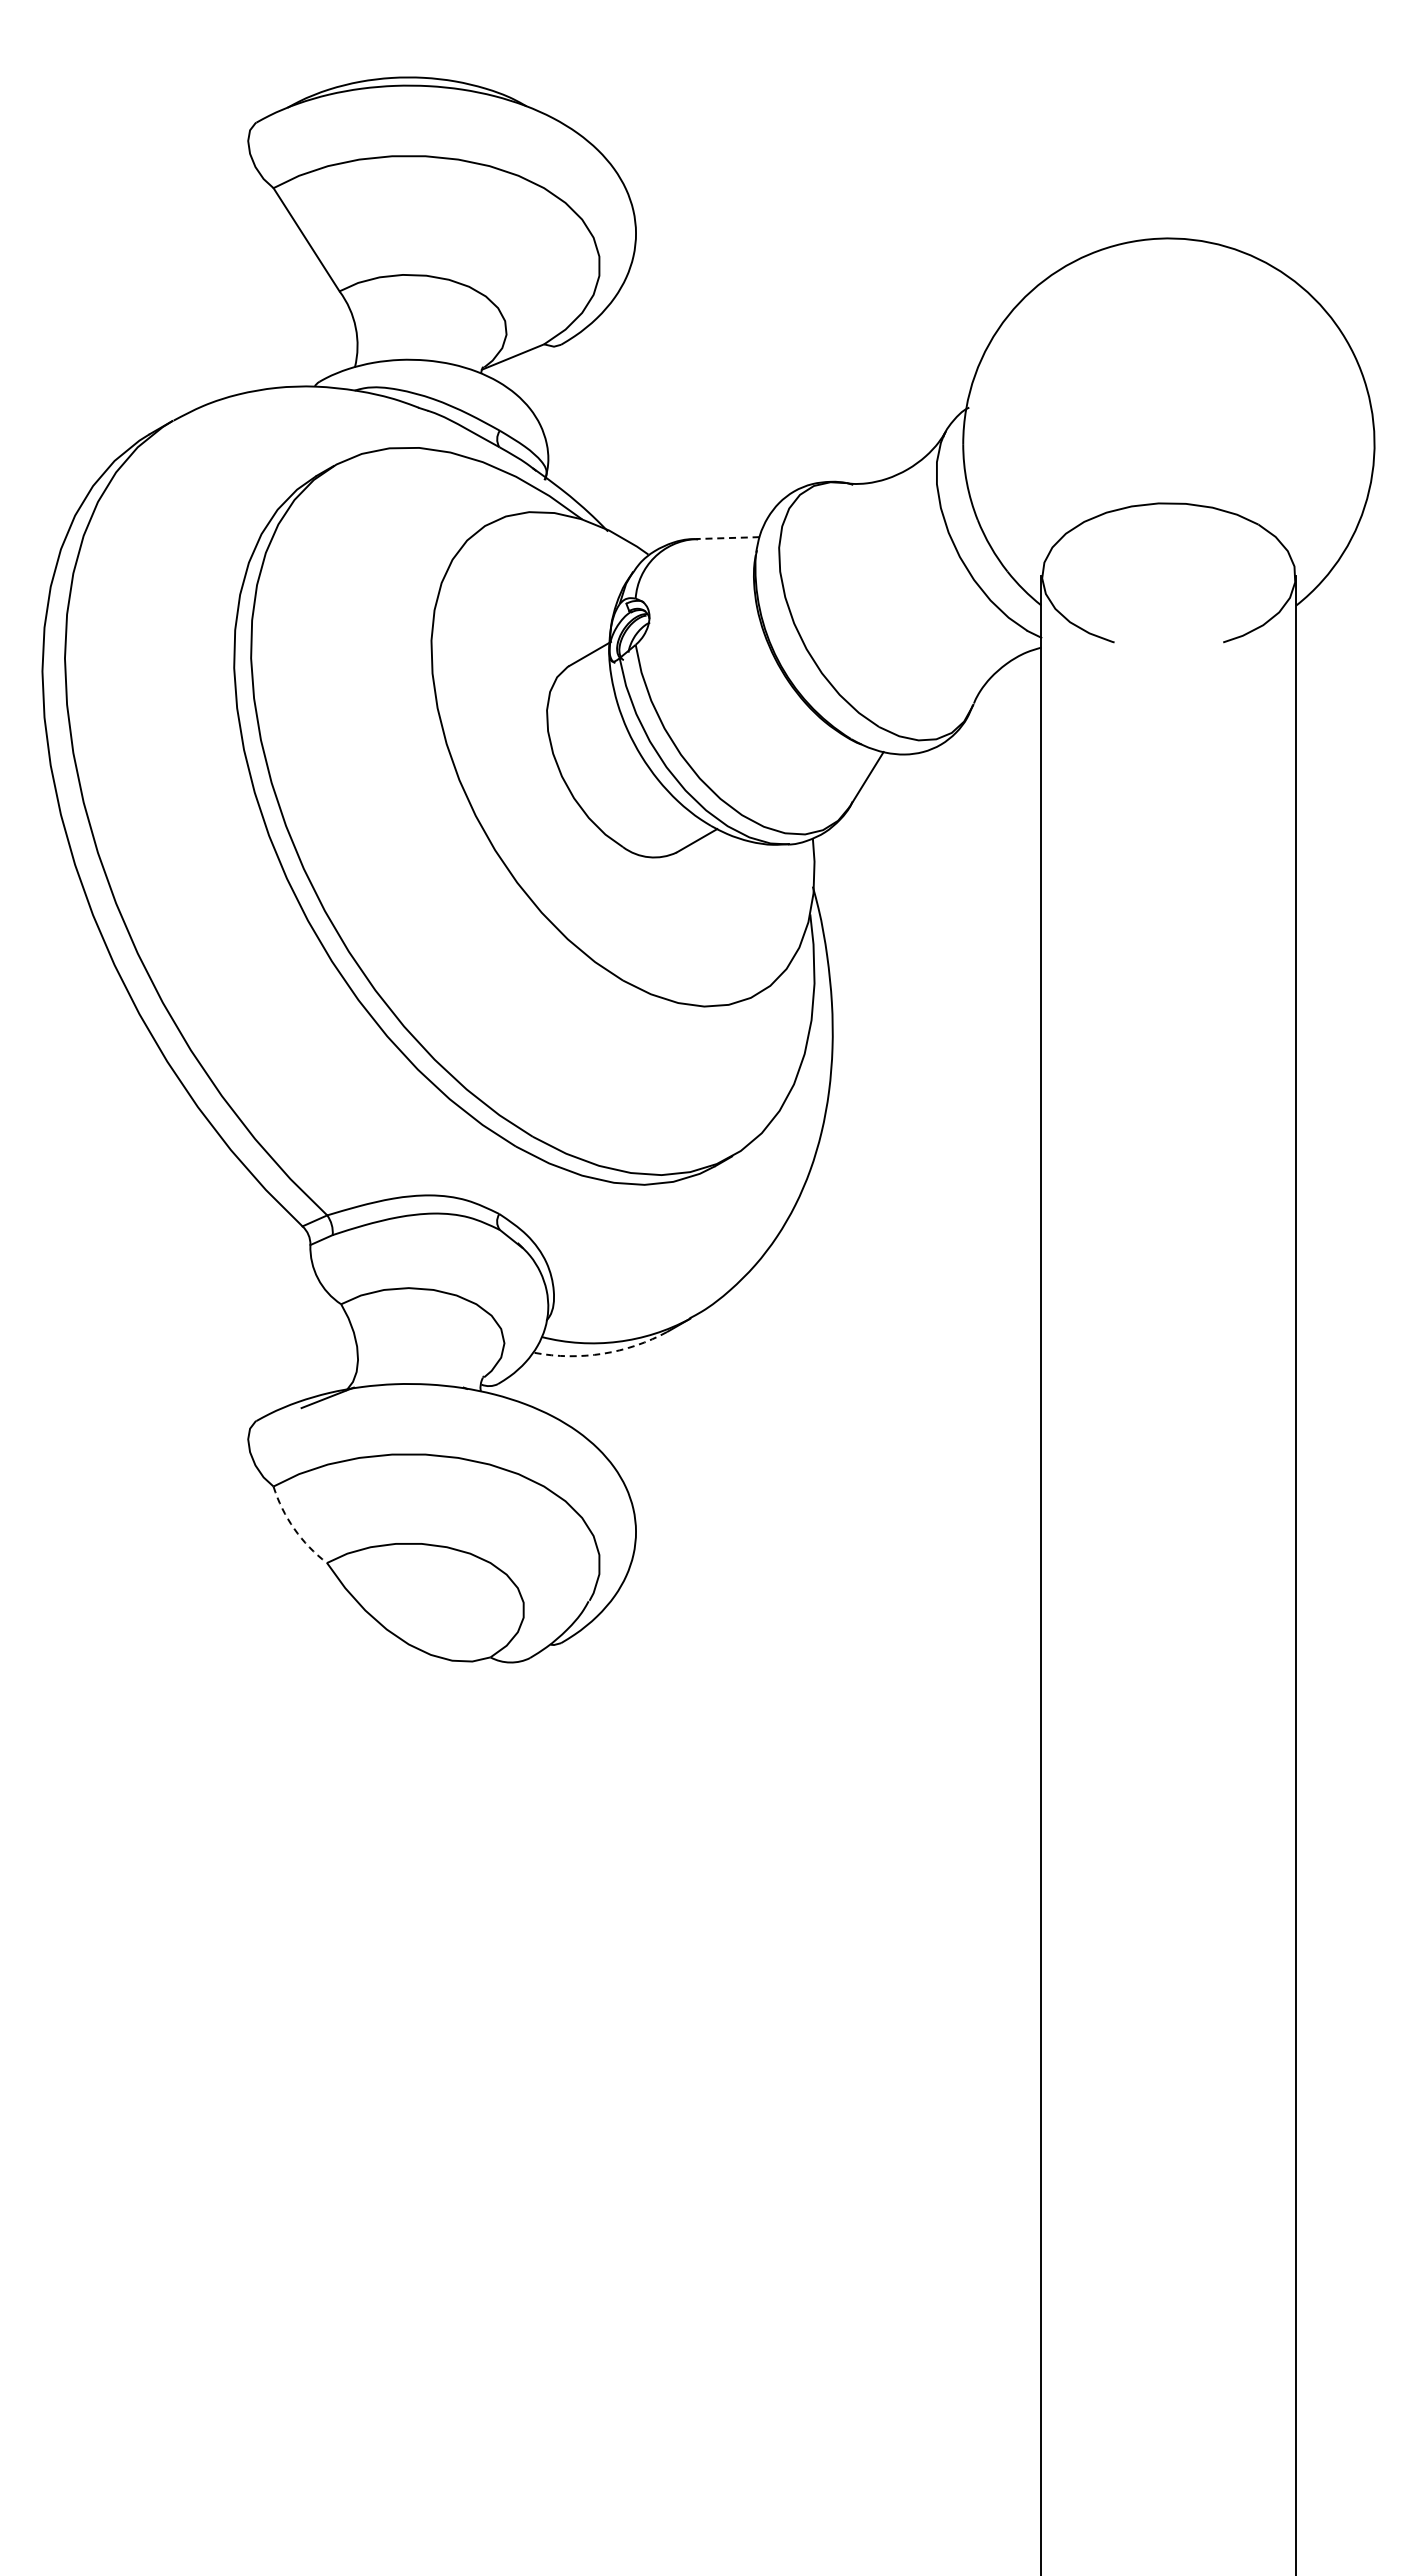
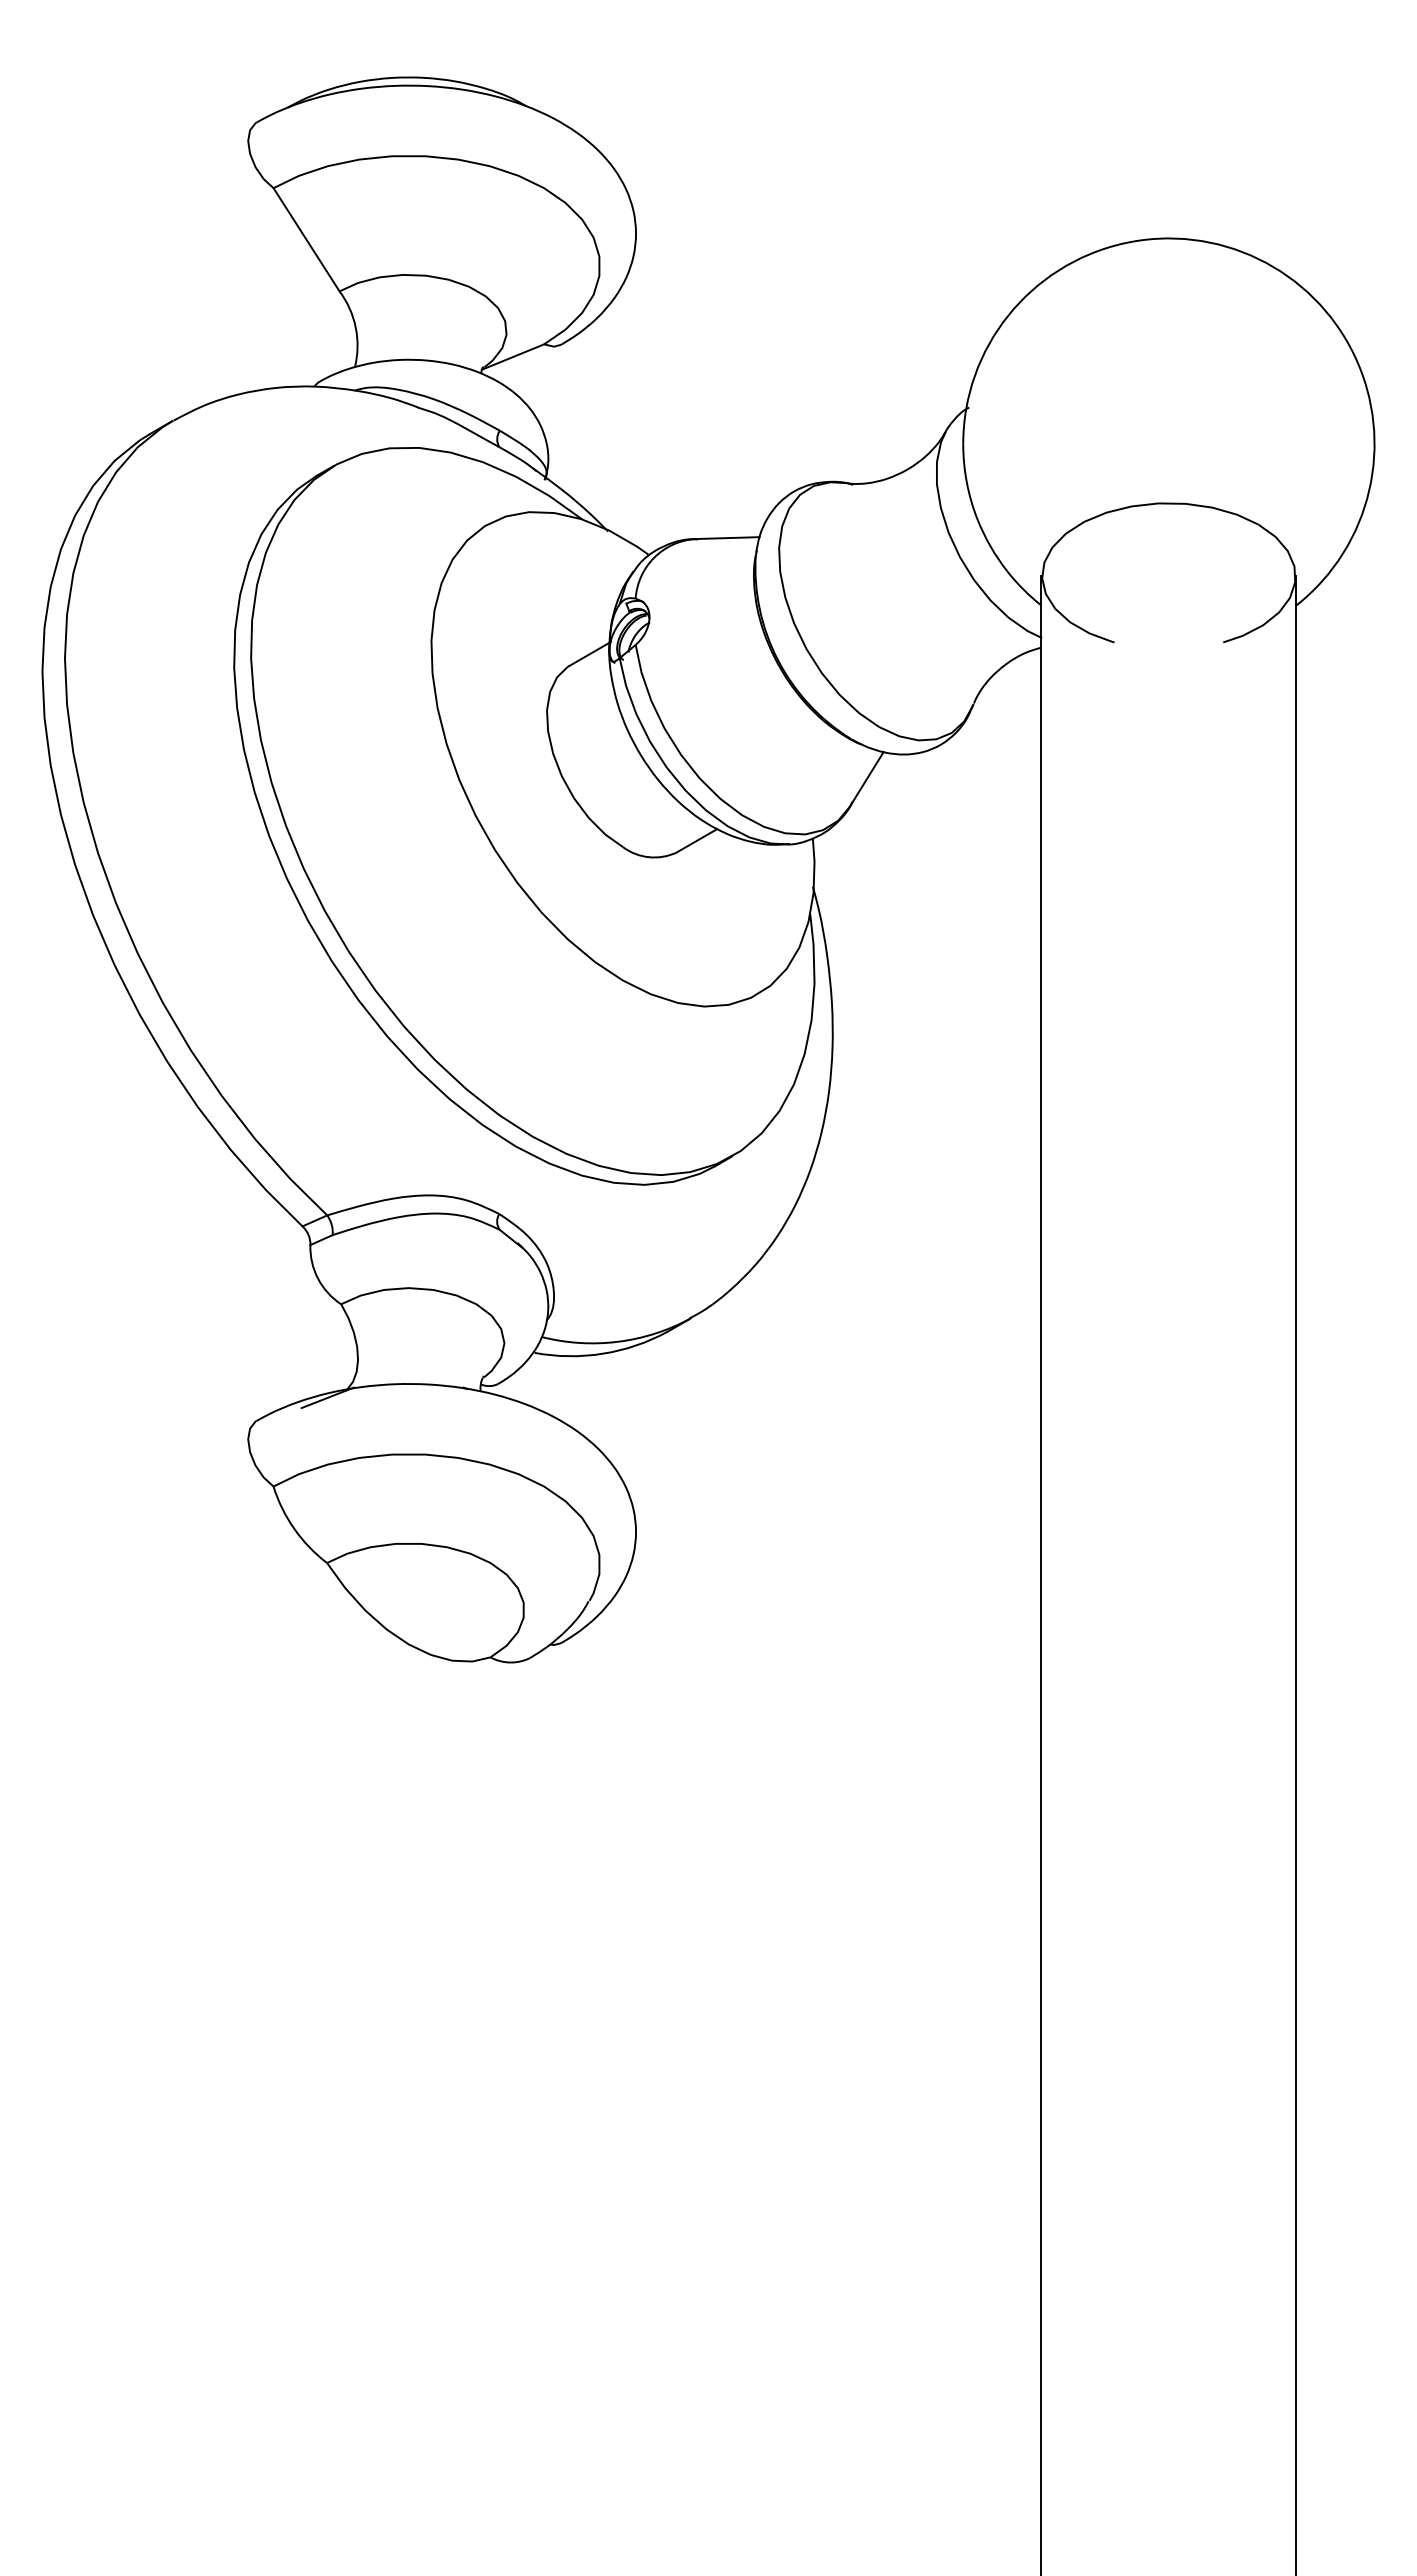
line: dashed -> solid (726, 538)
arc: dashed -> solid (603, 1353)
arc: dashed -> solid (294, 1528)
